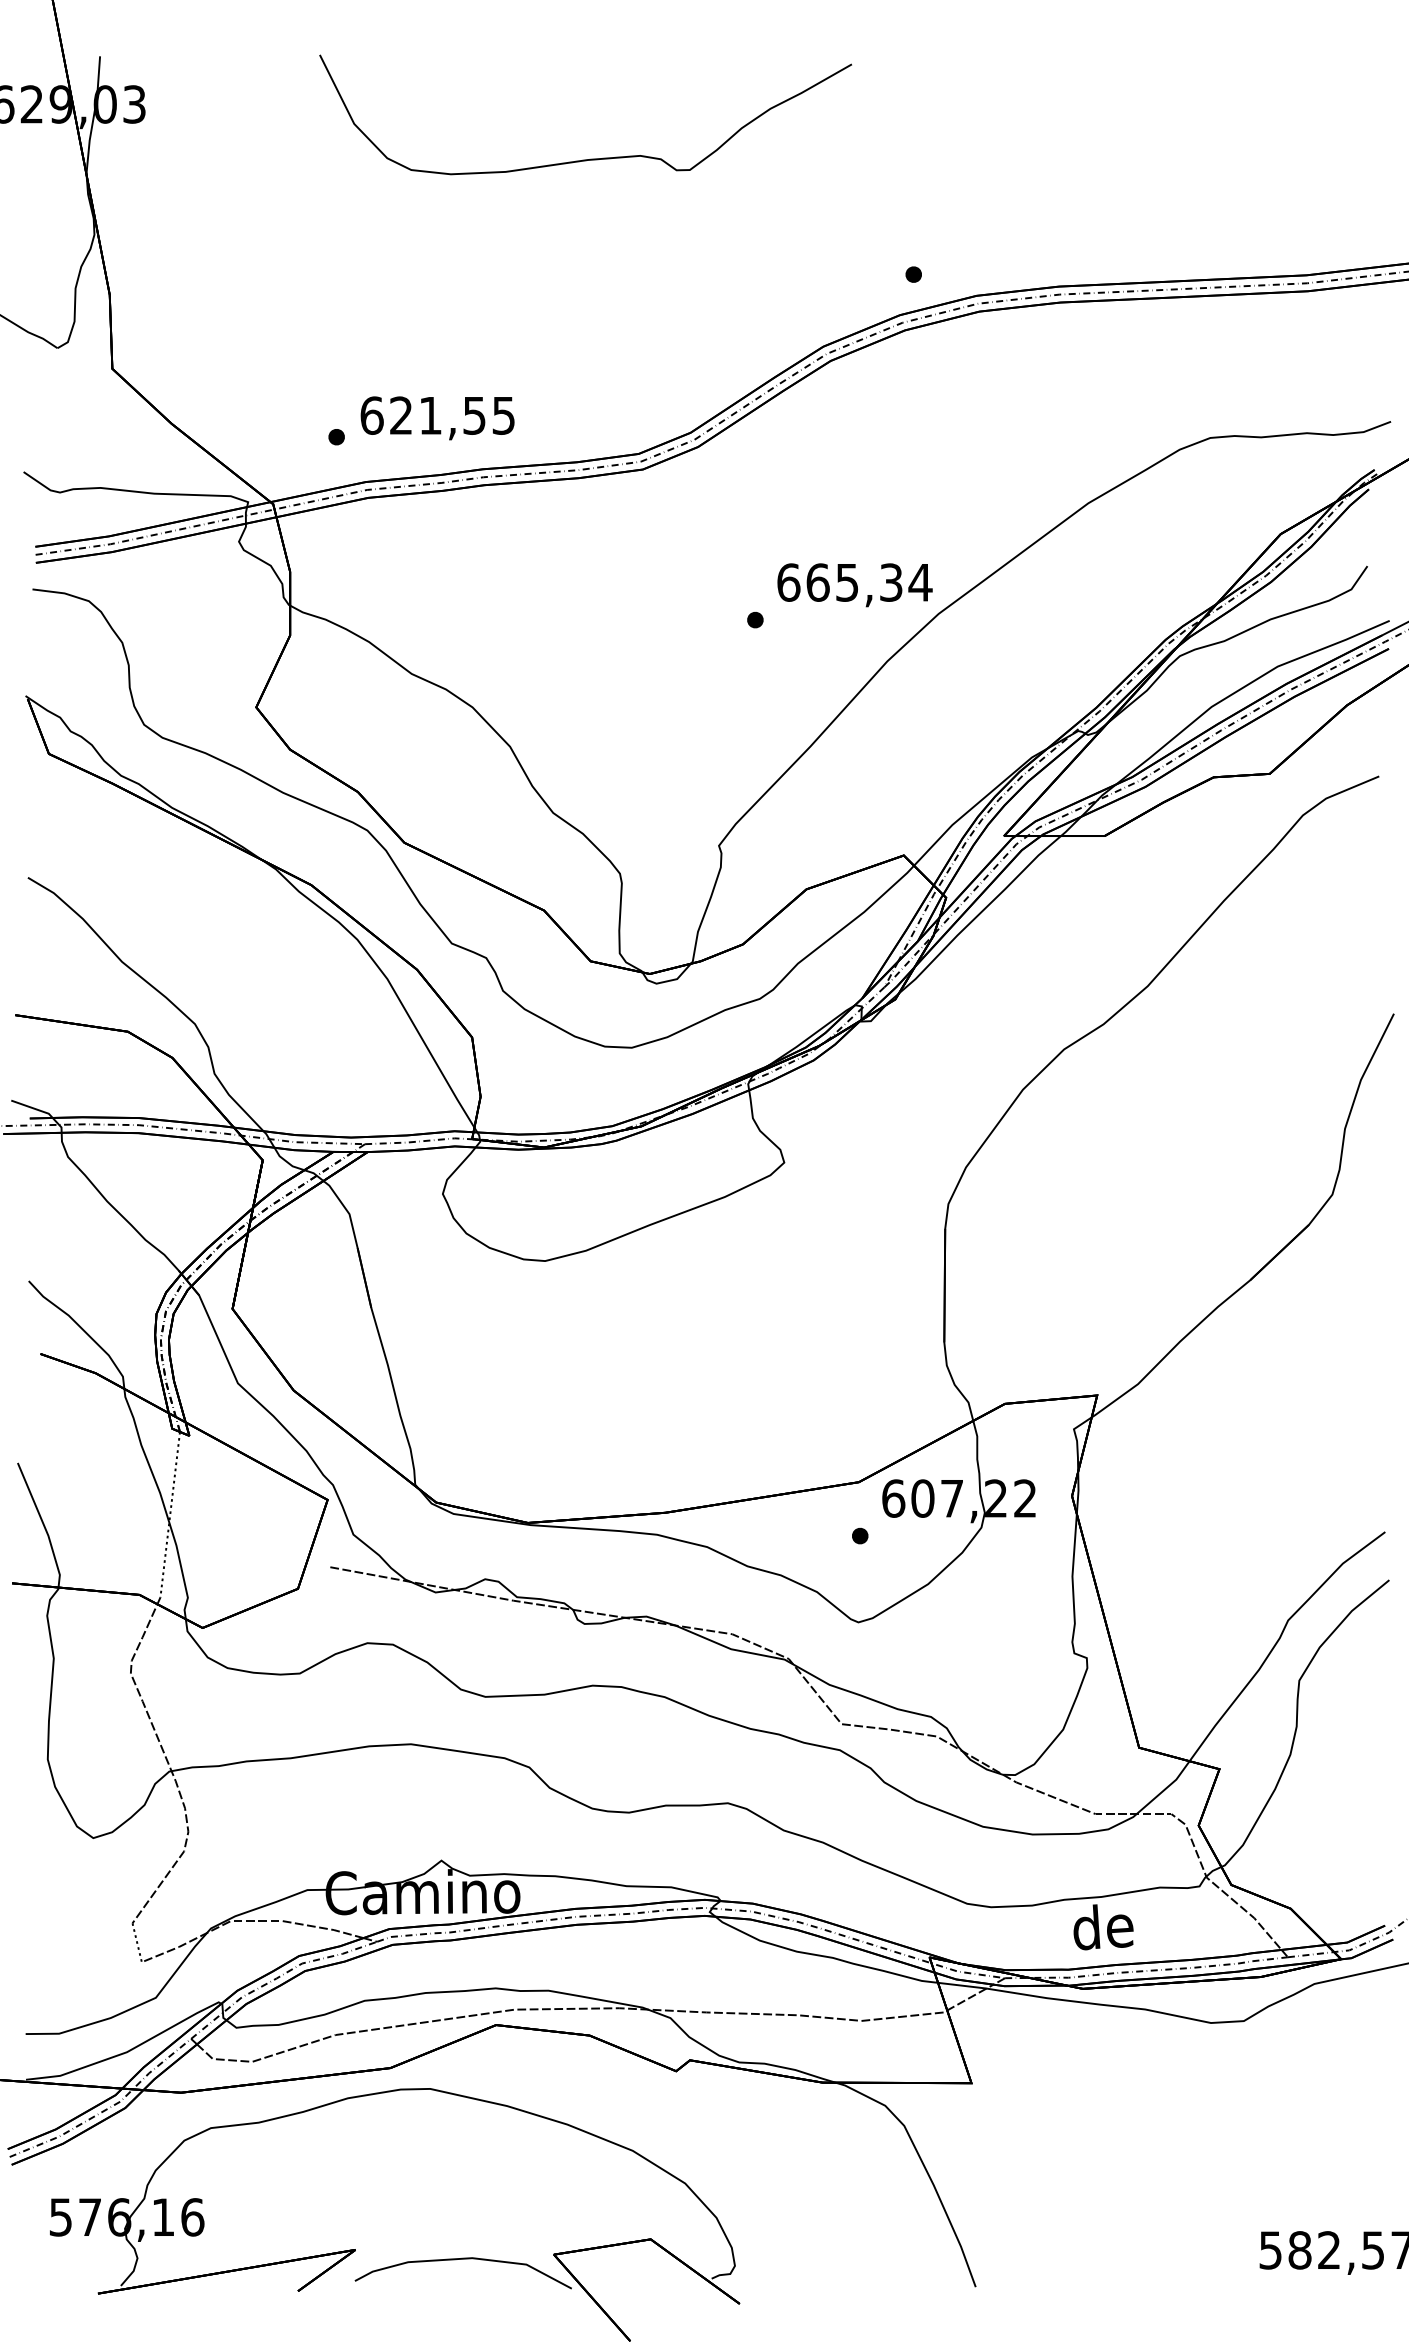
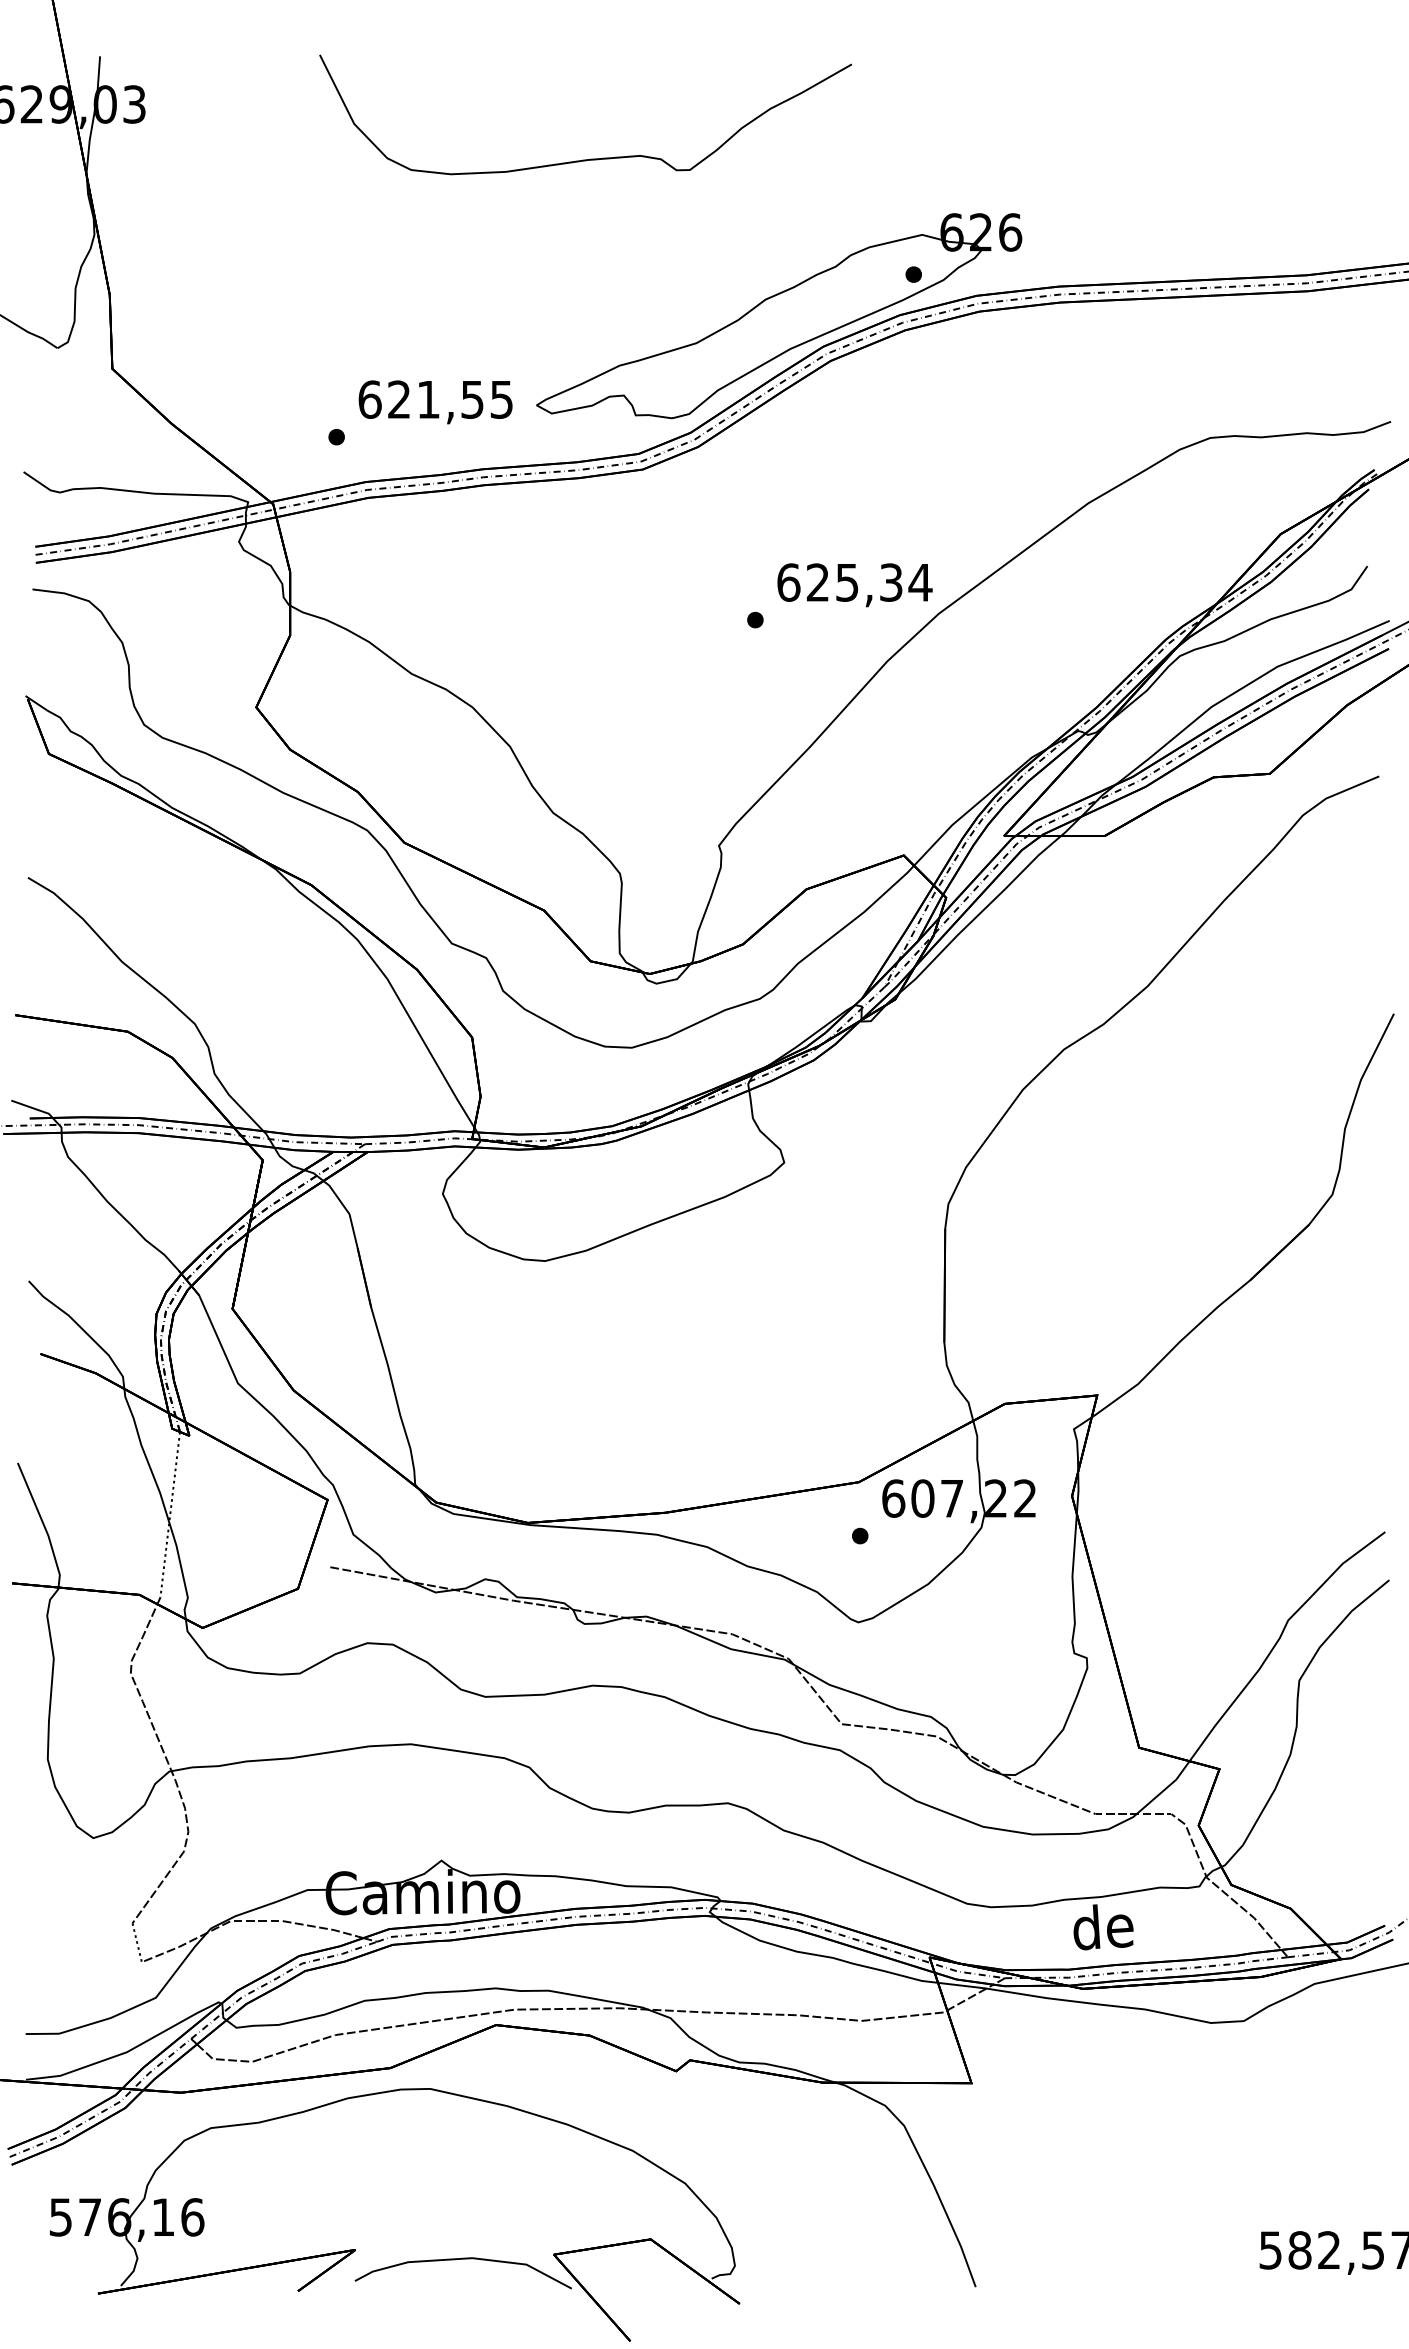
part: none -> present (779, 316)
text position: (437, 418) -> (435, 402) (435, 402)
text: 665,34 -> 625,34 (817, 582)
